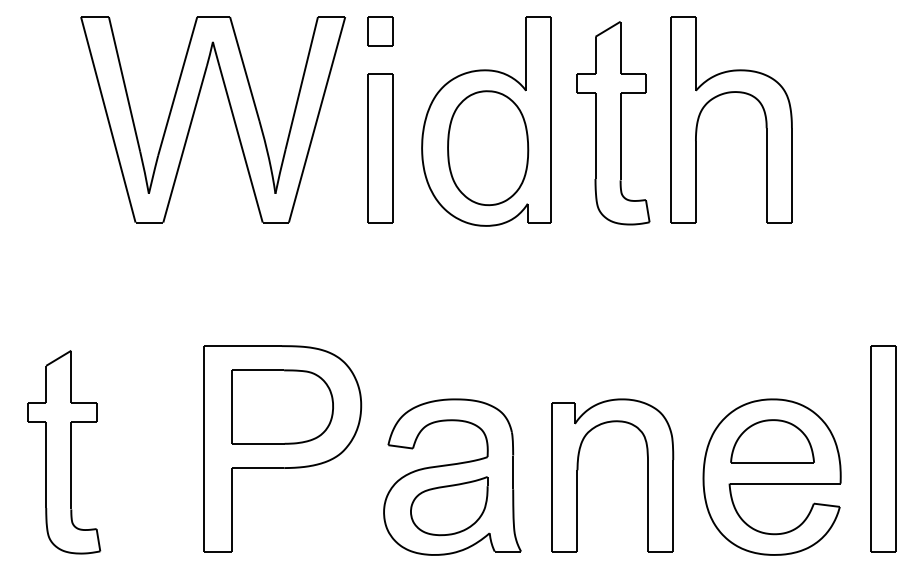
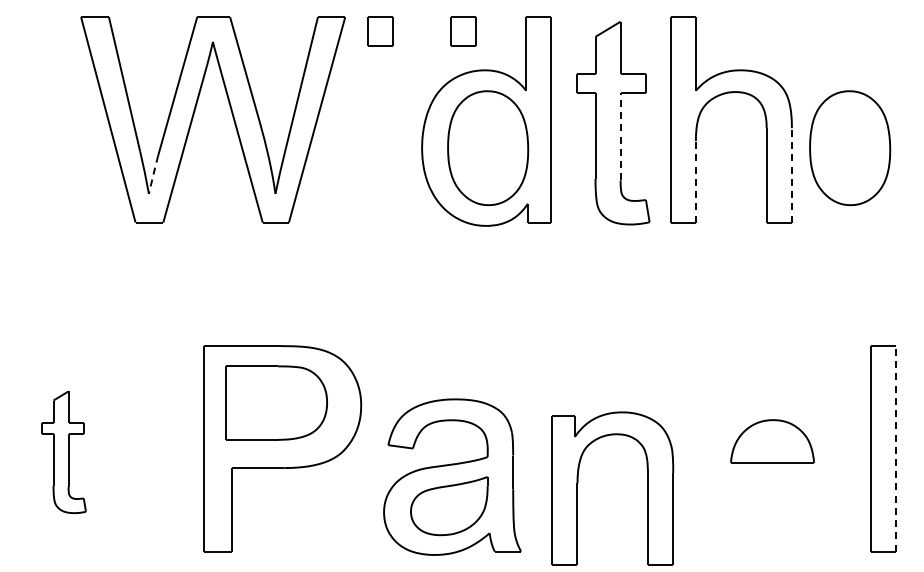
part: none -> present (463, 31)
line: solid -> dashed (620, 136)
part: present -> none (380, 148)
part: none -> present (850, 148)
line: solid -> dashed (153, 174)
line: solid -> dashed (791, 174)
line: solid -> dashed (695, 181)
part position: (282, 406) -> (276, 402) (276, 402)
line: solid -> dashed (896, 448)
part size: 75x205 px -> 46x123 px (63, 452)
part position: (578, 470) -> (578, 483) (578, 483)
part: present -> none (771, 476)
